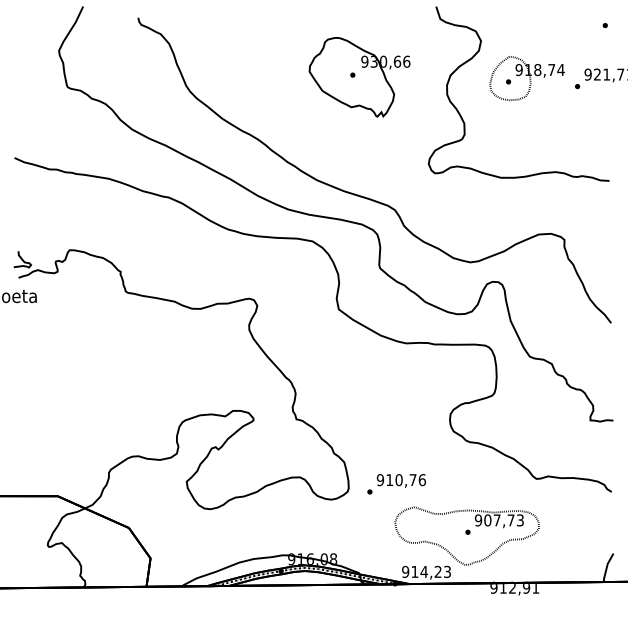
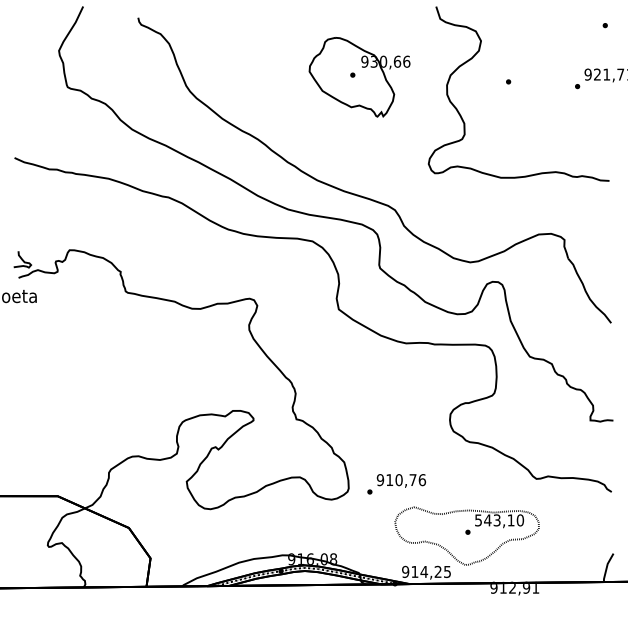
part: present -> none (526, 78)
text: 907,73 -> 543,10 (499, 520)
text: 914,23 -> 914,25 (447, 571)
